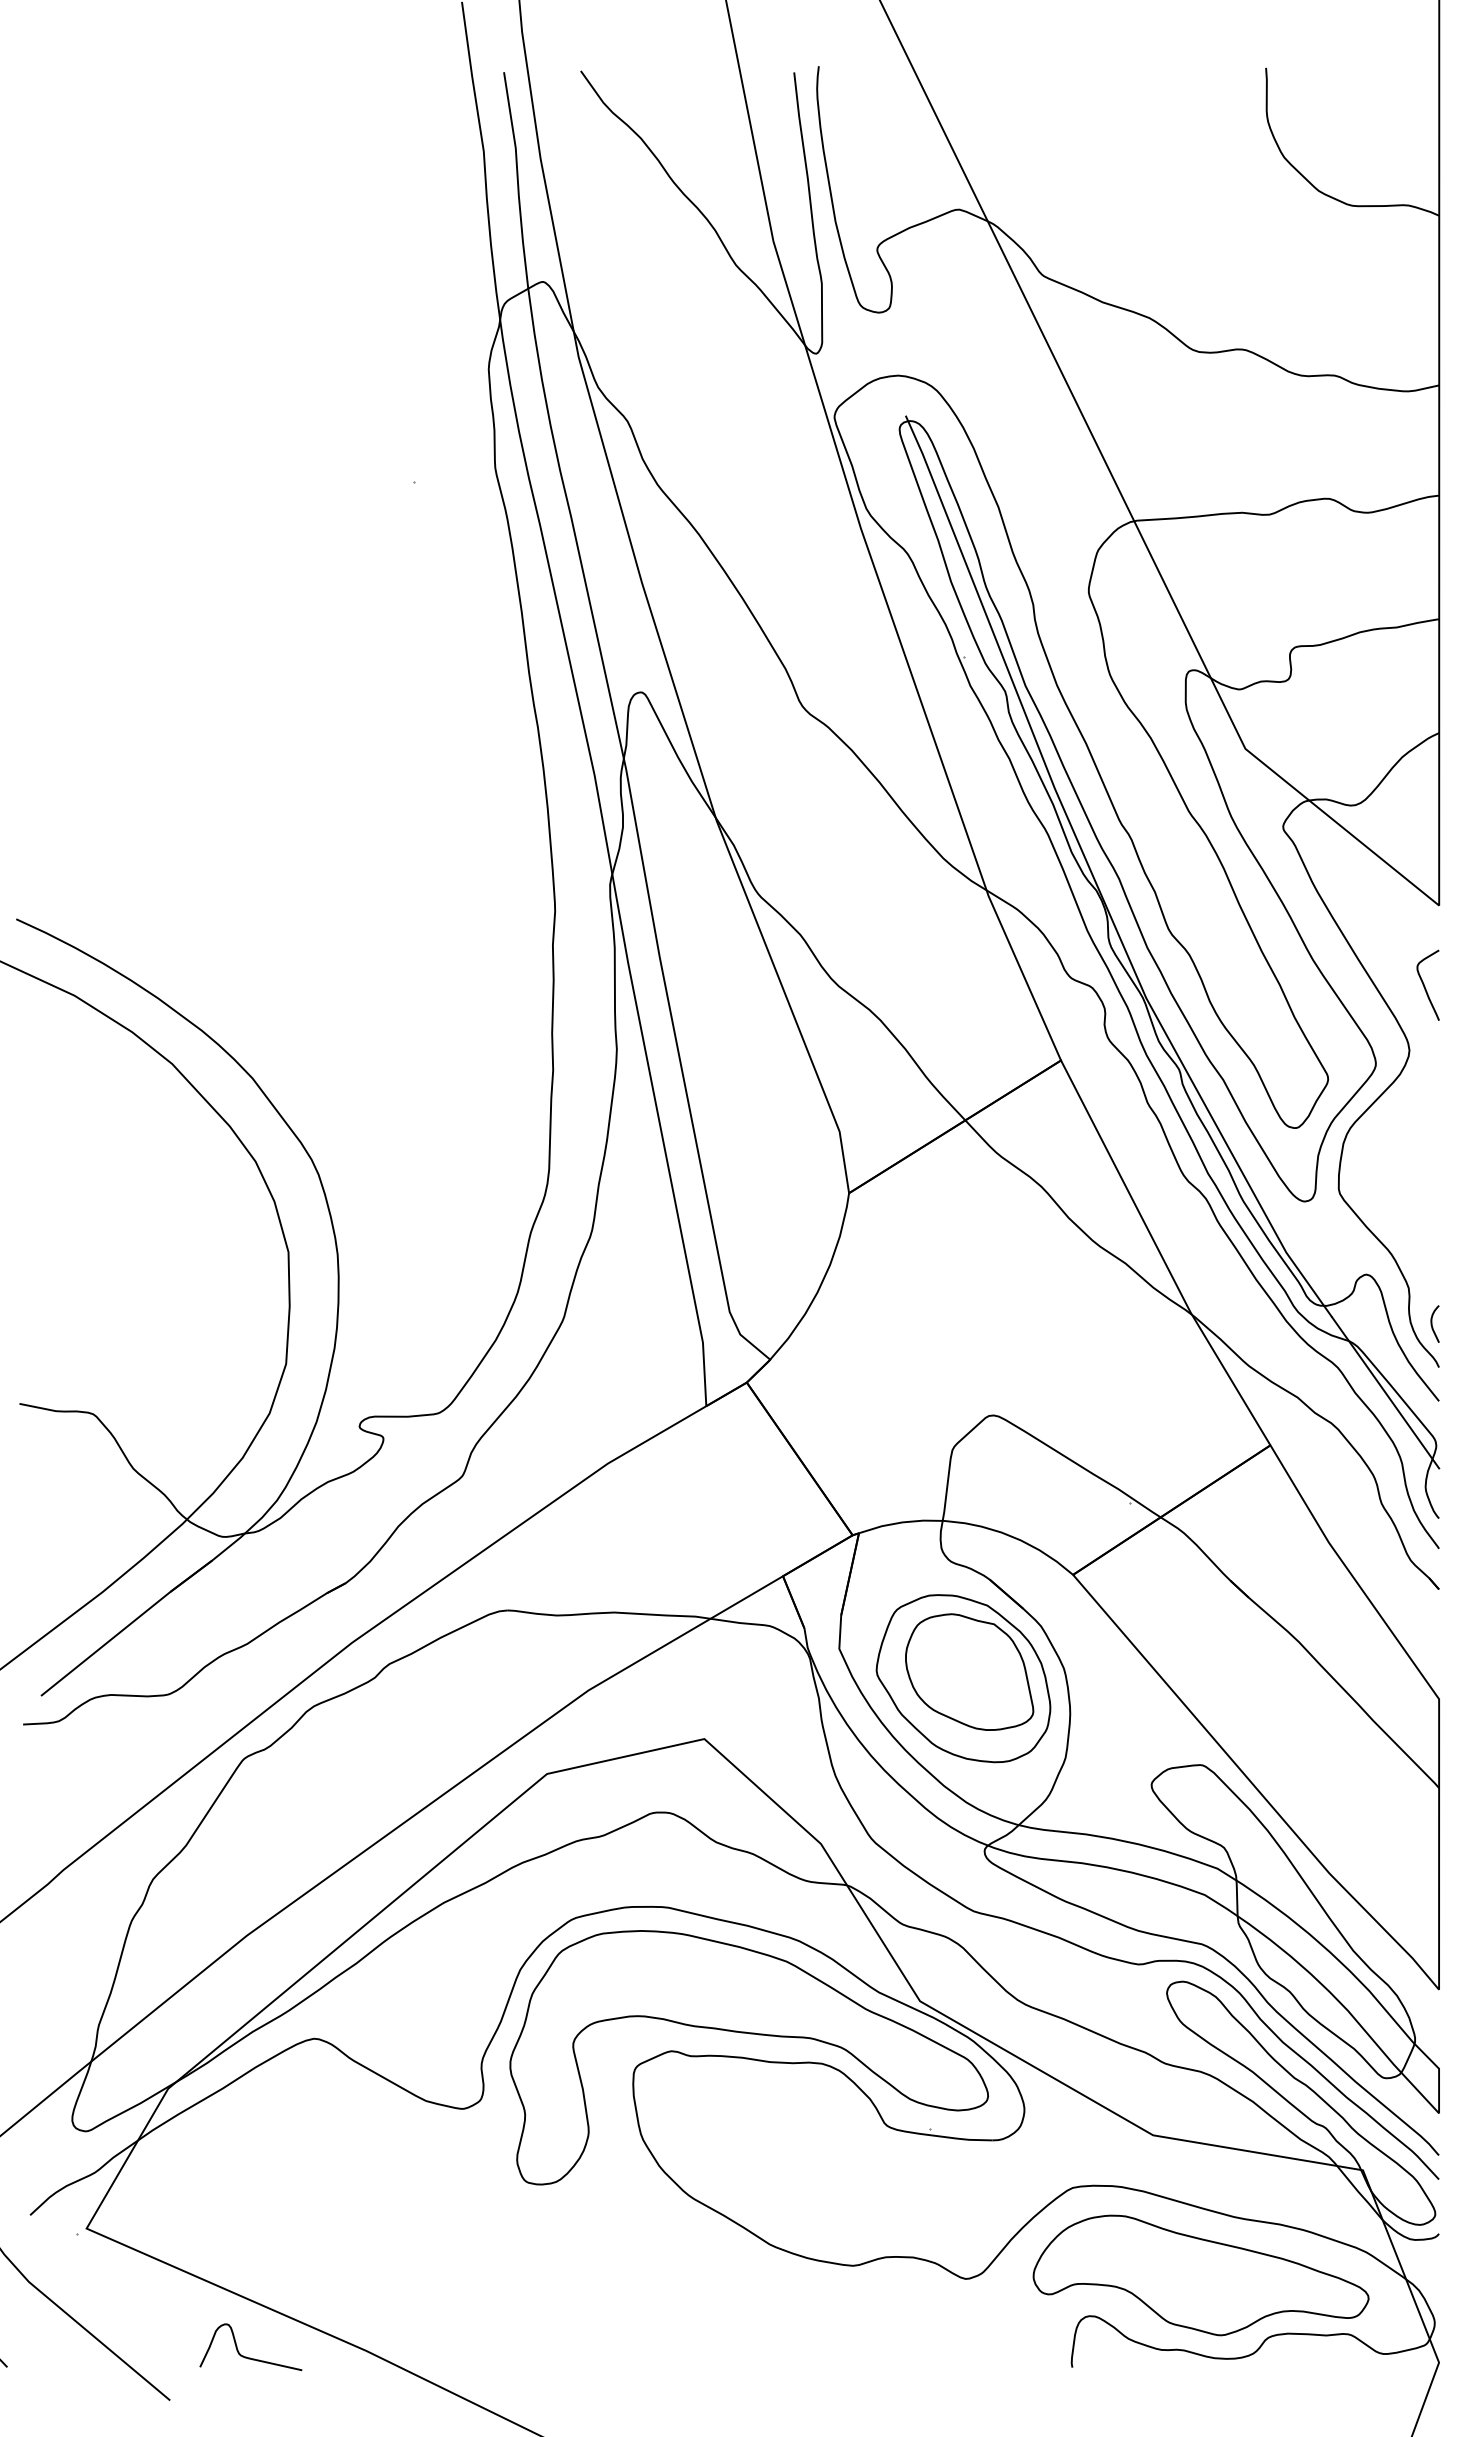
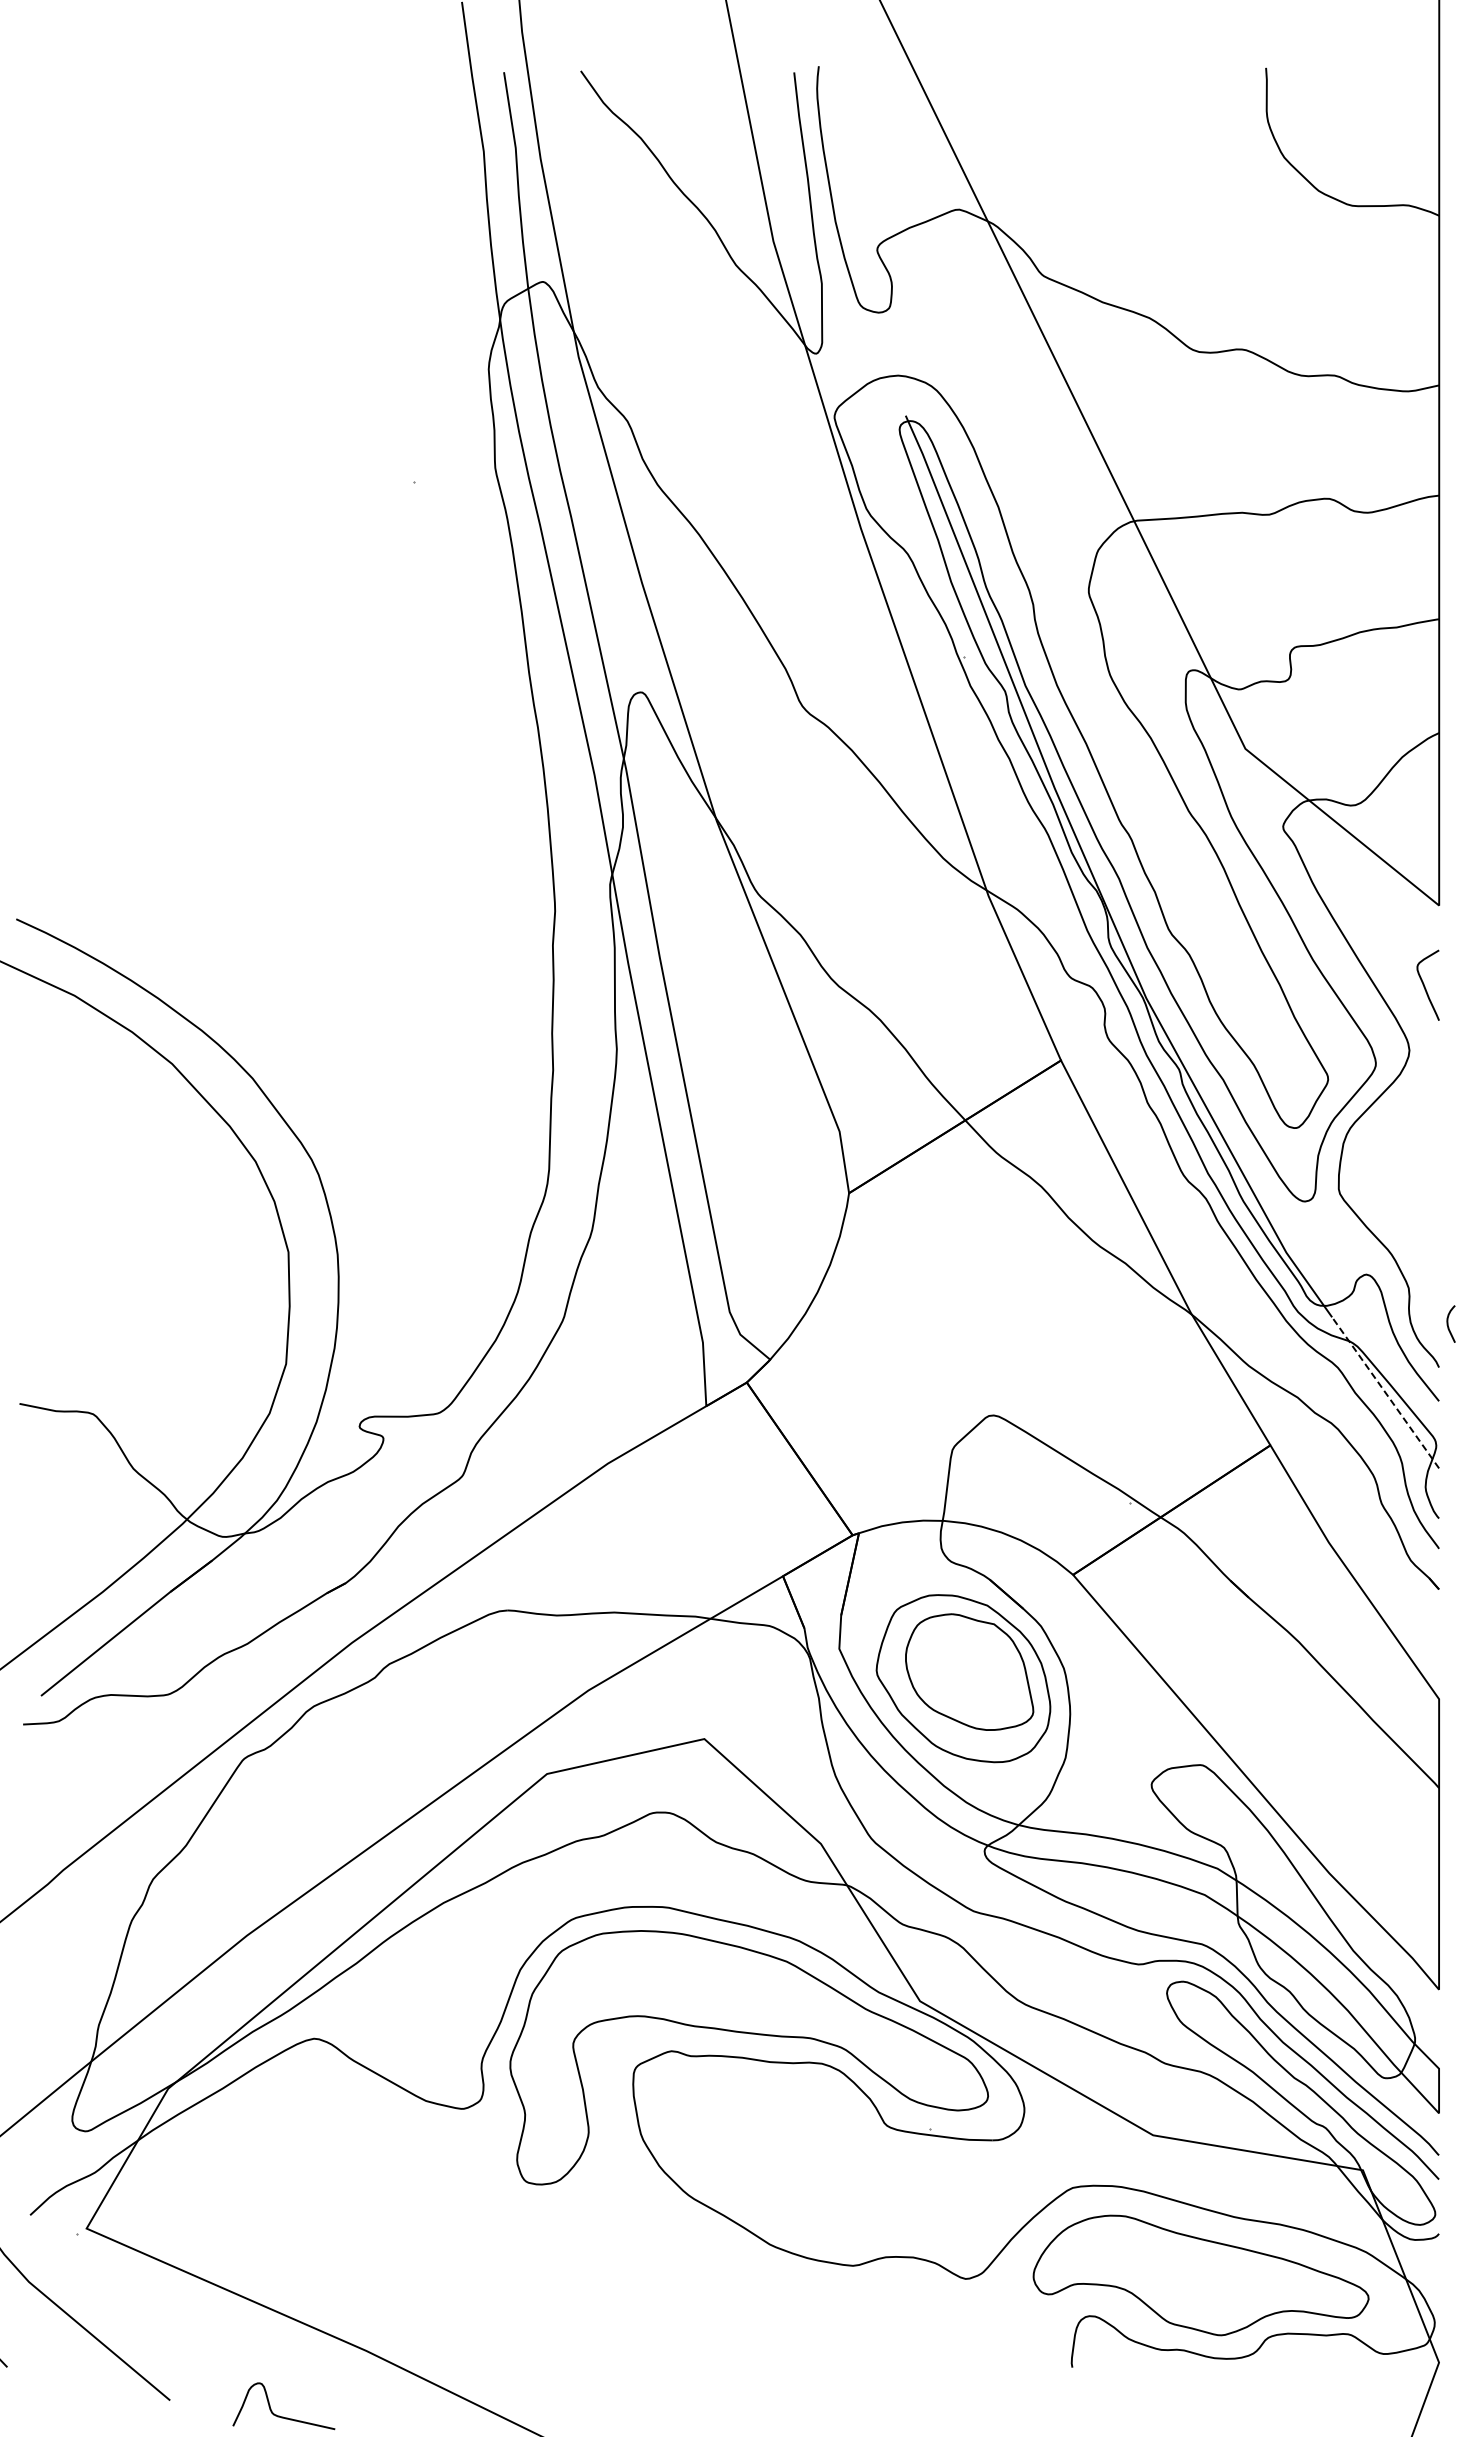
curve position: (1432, 1323) -> (1448, 1323) (1448, 1323)
line: solid -> dashed (1385, 1392)
curve position: (246, 2356) -> (279, 2415) (279, 2415)
